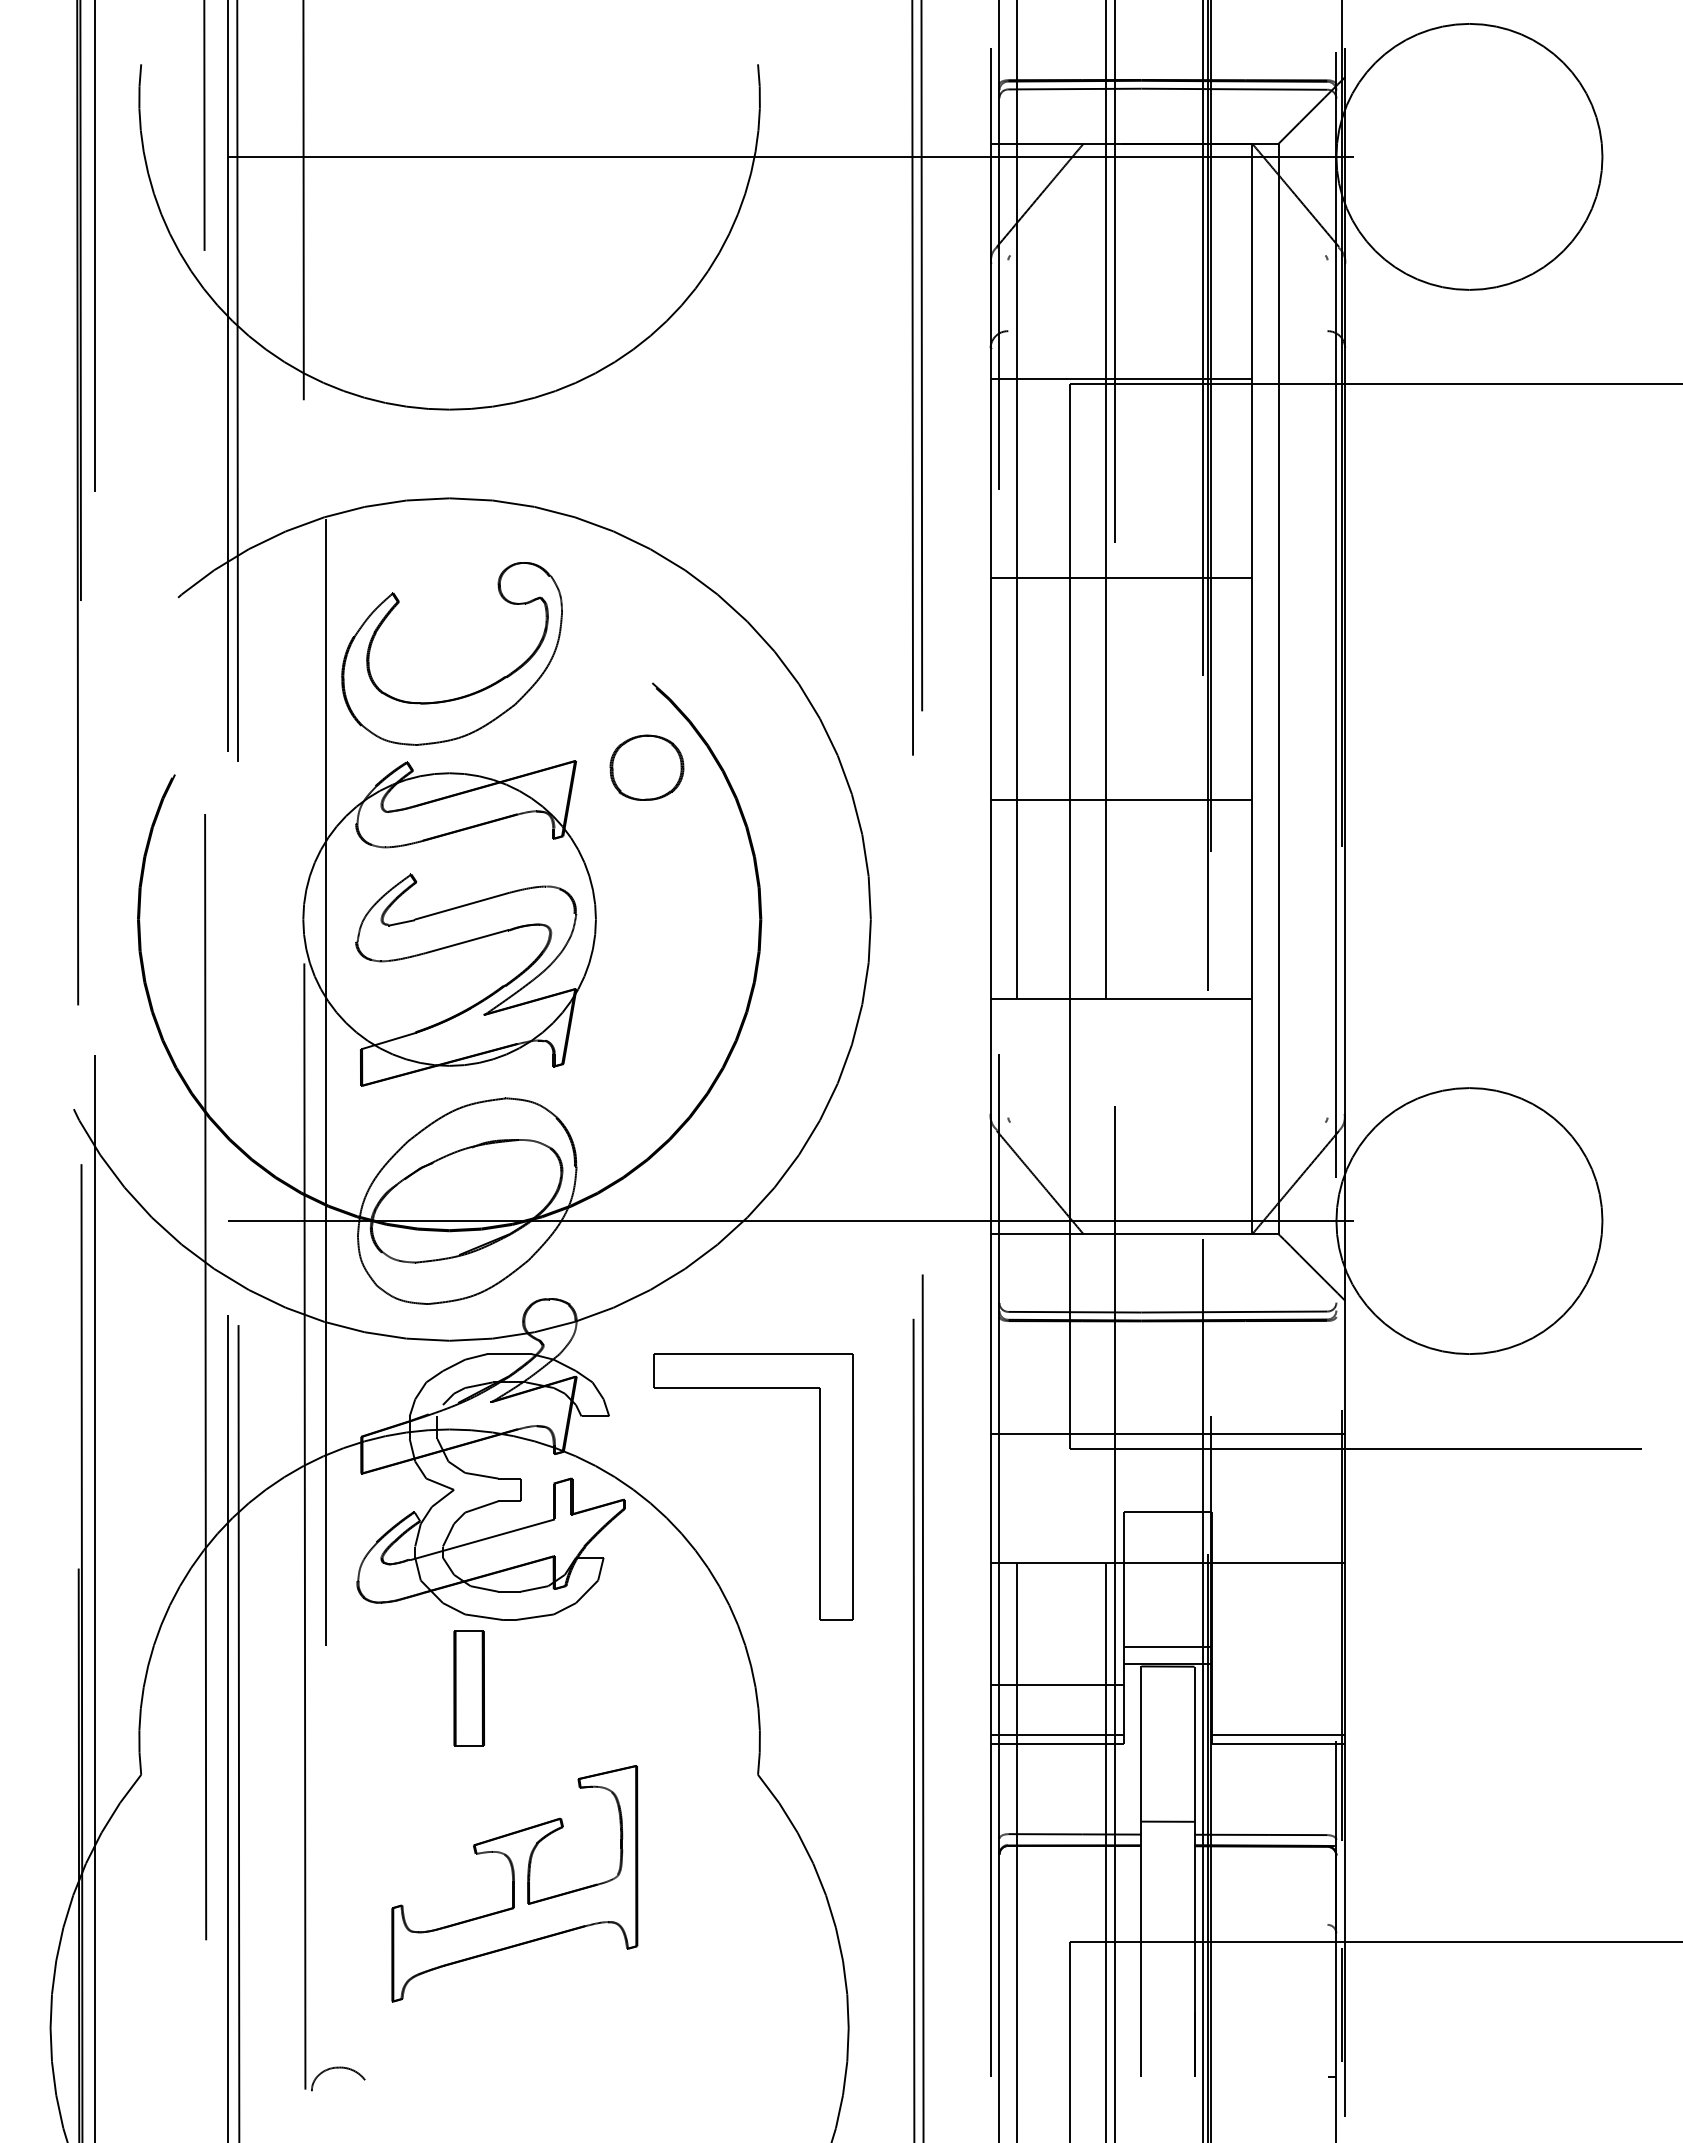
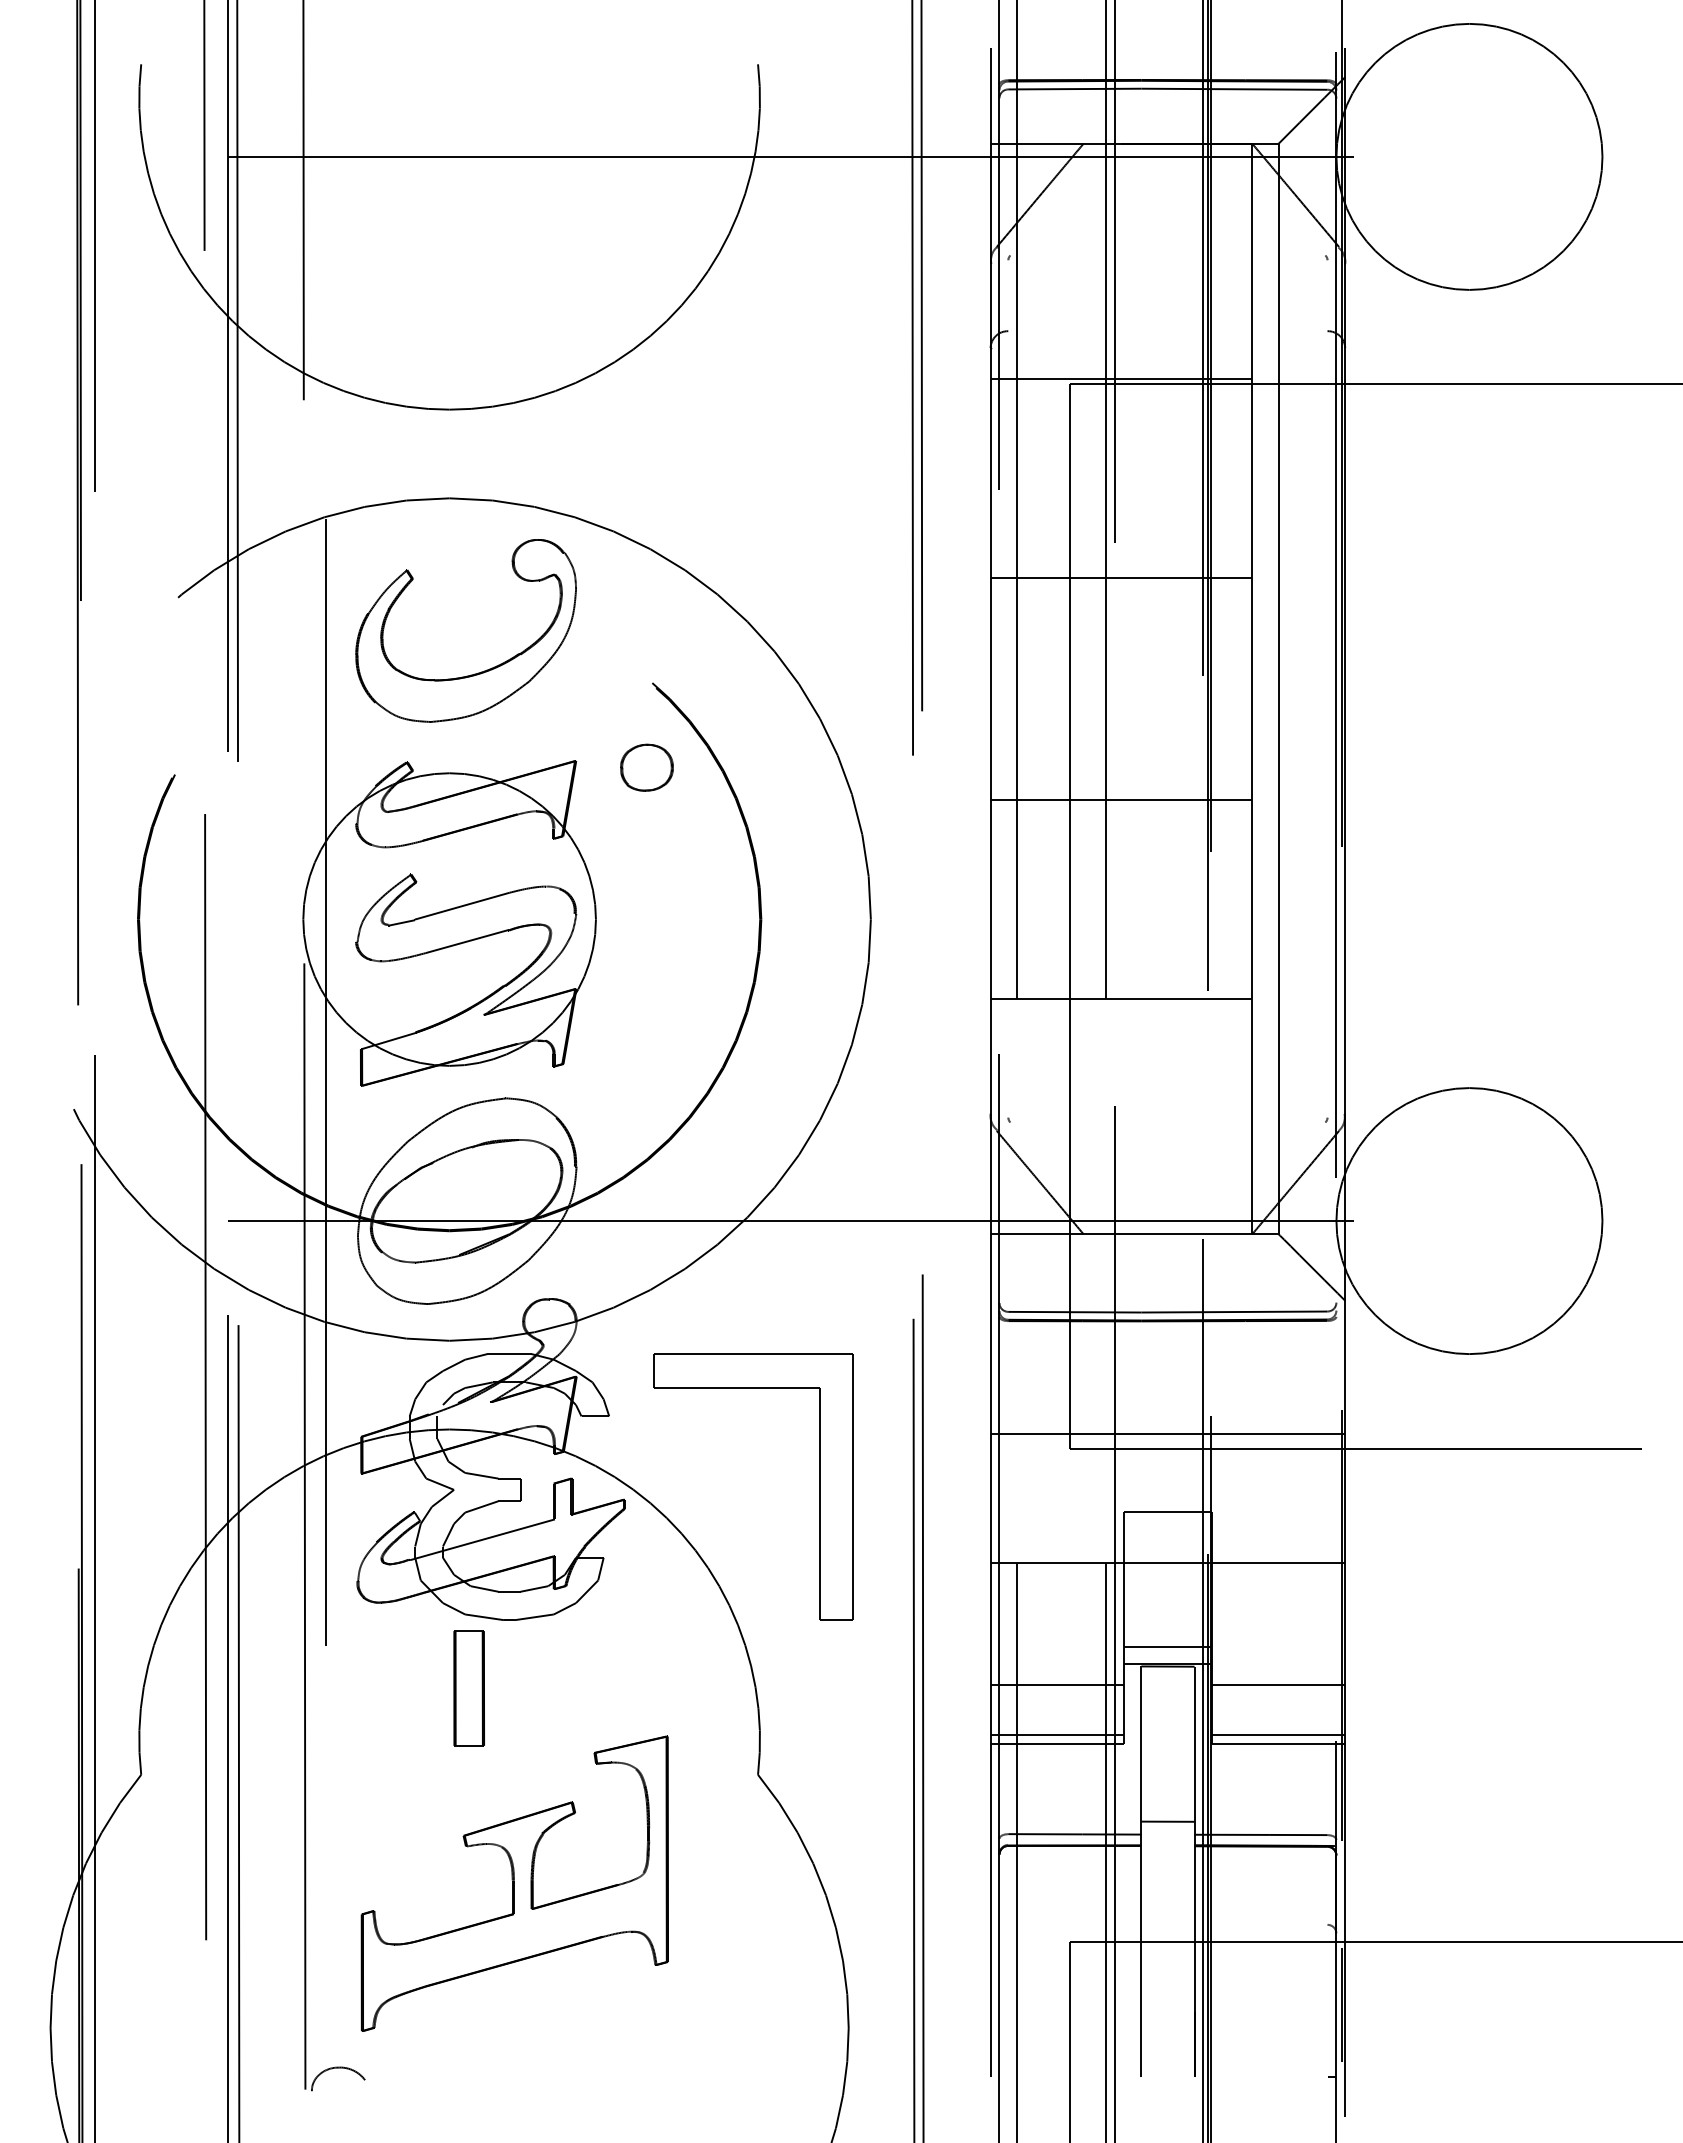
part position: (460, 696) -> (474, 673) (474, 673)
part size: 76x67 px -> 54x49 px (646, 767)
line: none -> present (1278, 1685)
part size: 248x238 px -> 309x297 px (514, 1883)
